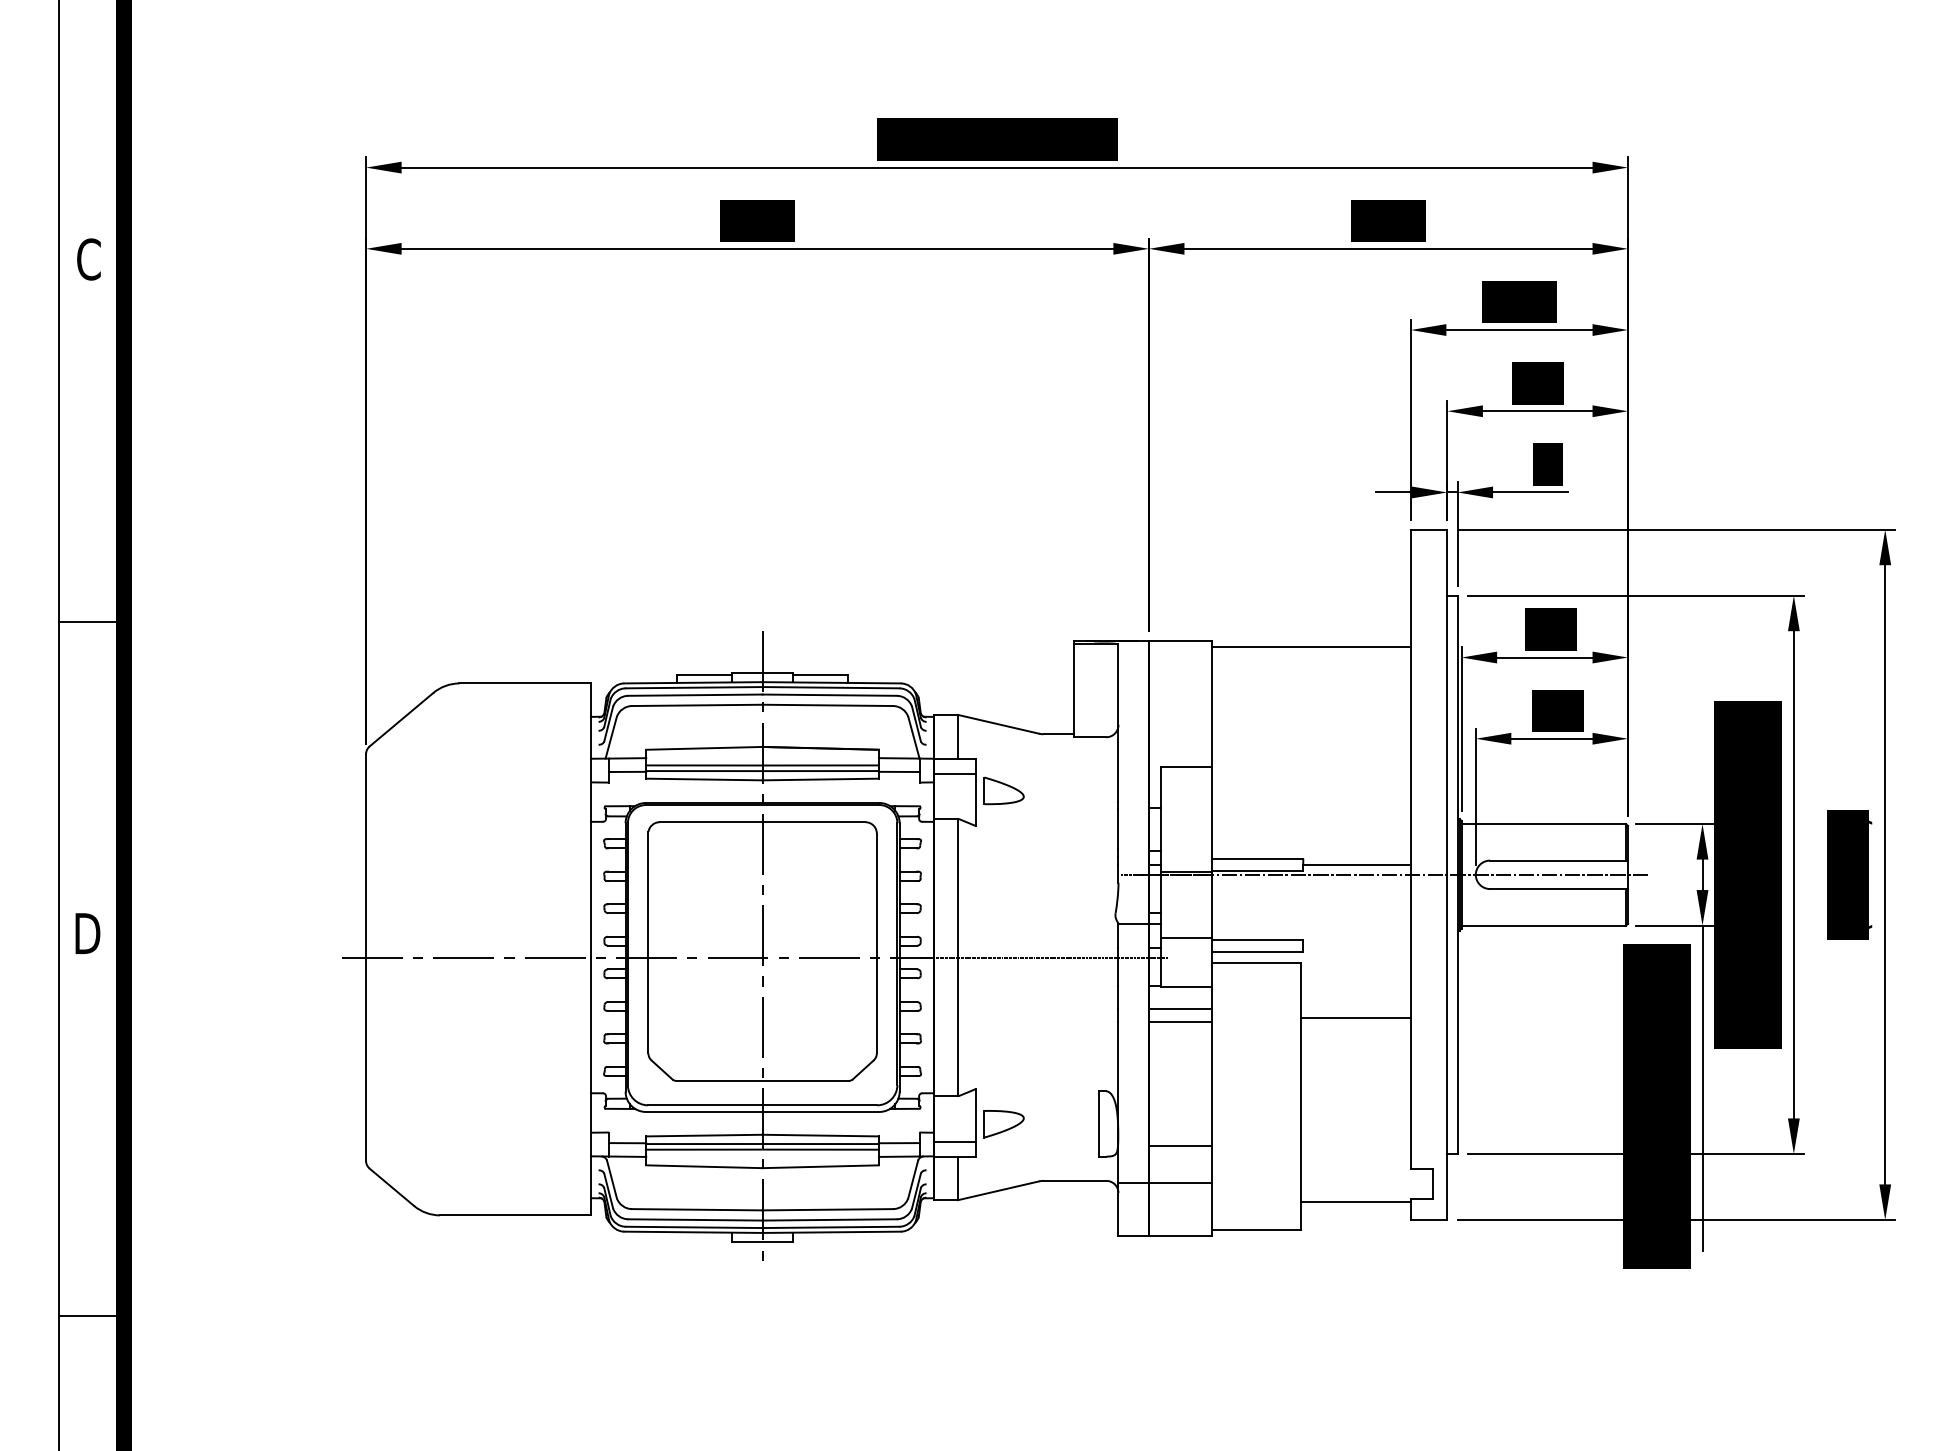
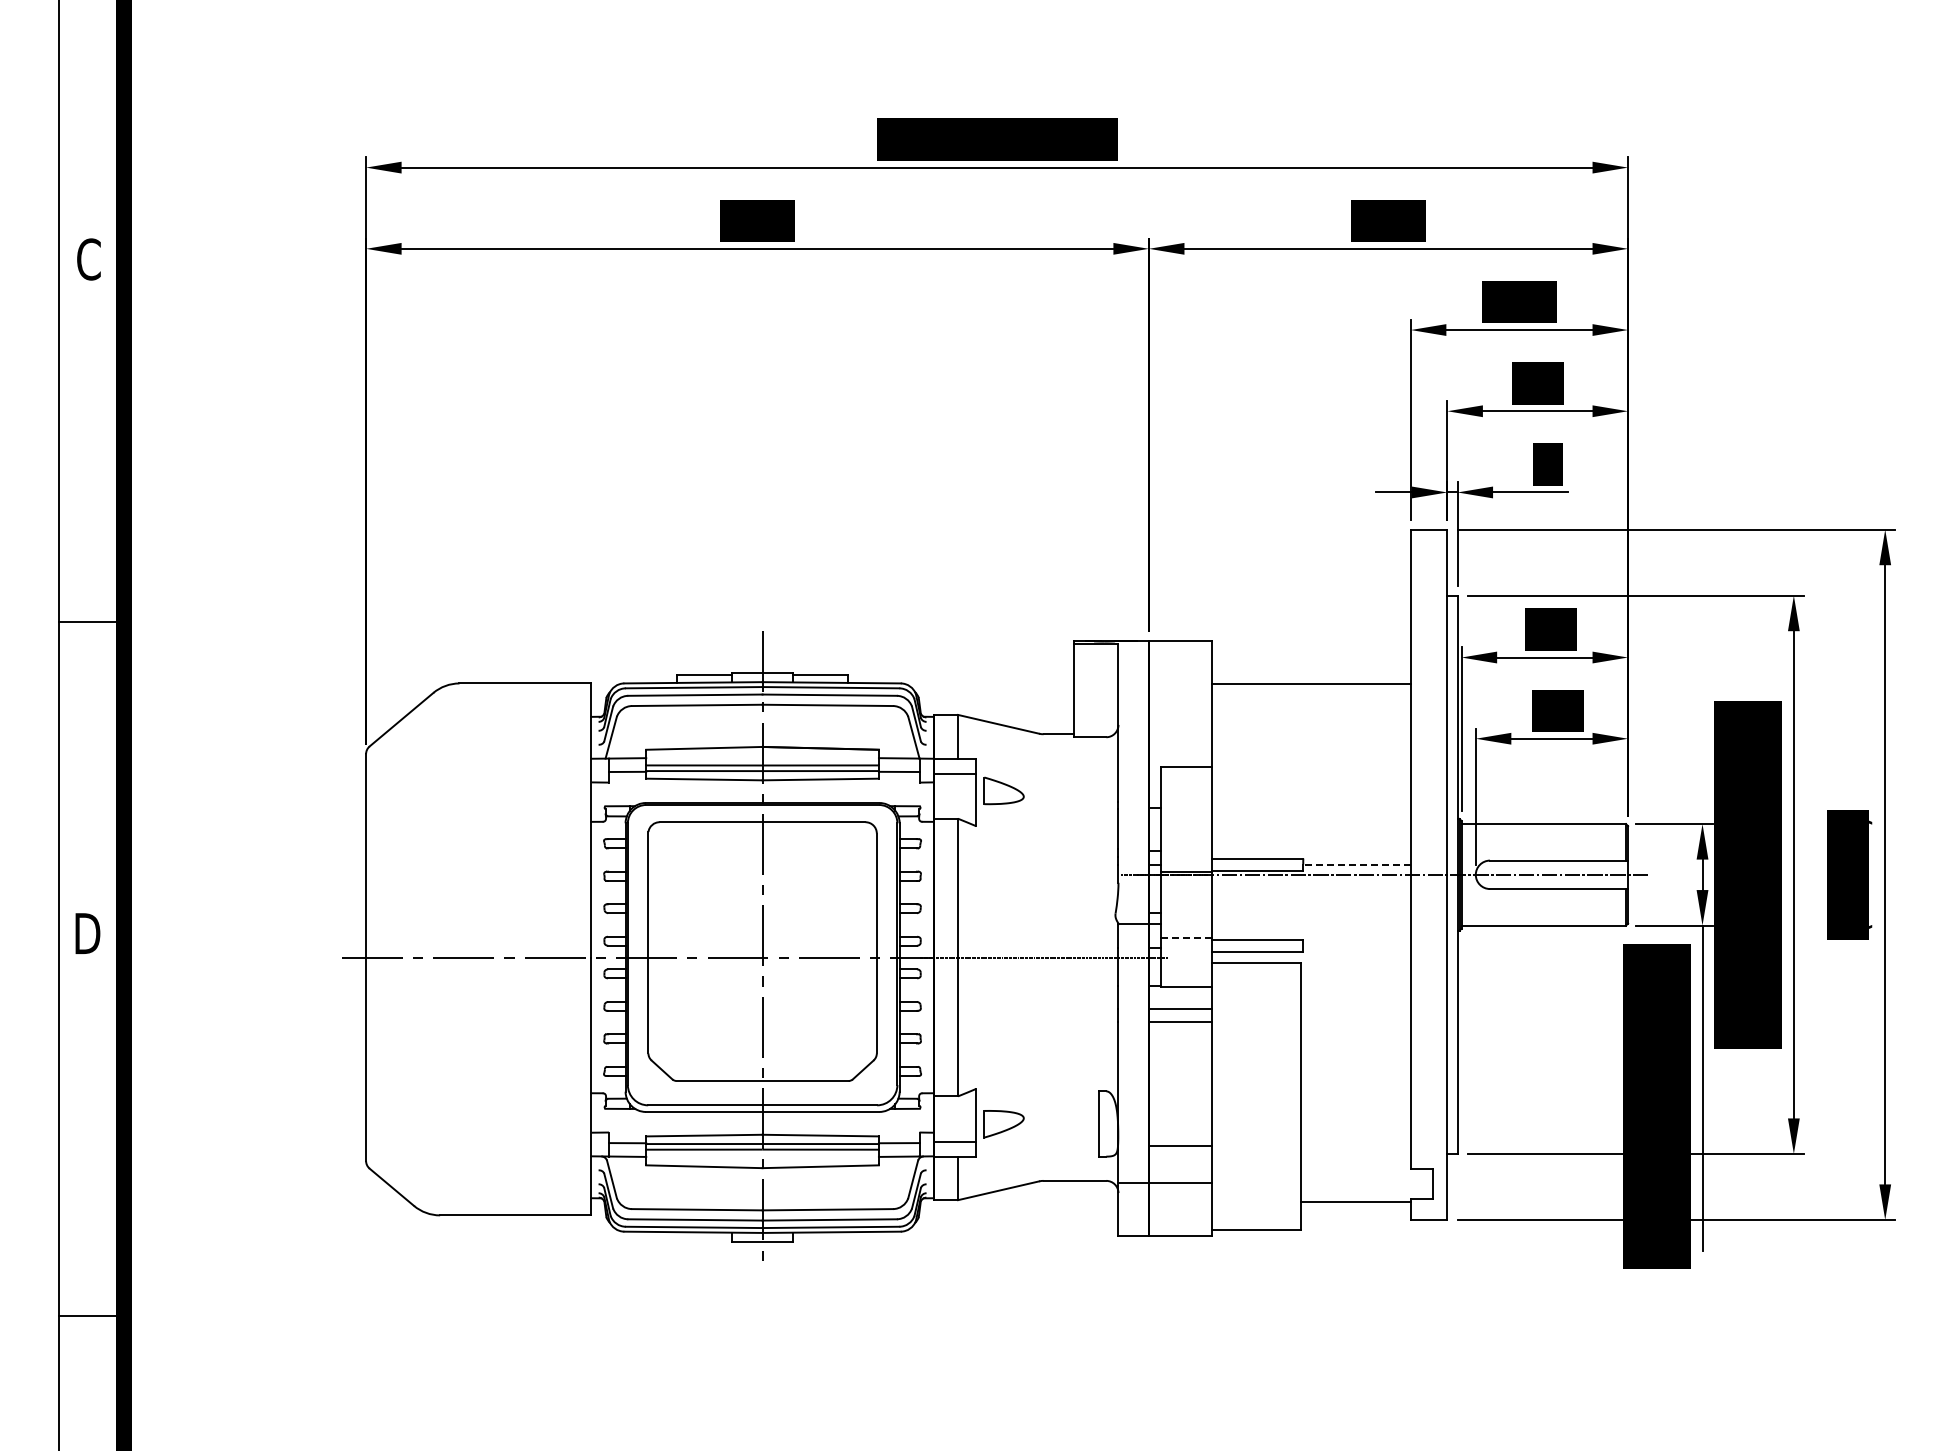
line position: (1310, 647) -> (1310, 684) (1310, 684)
line: solid -> dashed (1357, 864)
line: solid -> dashed (1186, 937)
line: present -> none (1355, 1018)
